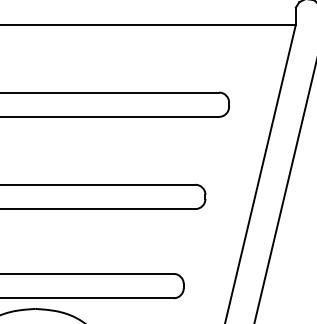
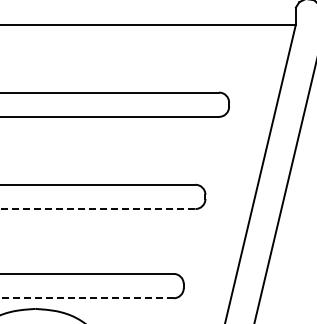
line: solid -> dashed (97, 209)
line: solid -> dashed (87, 298)
